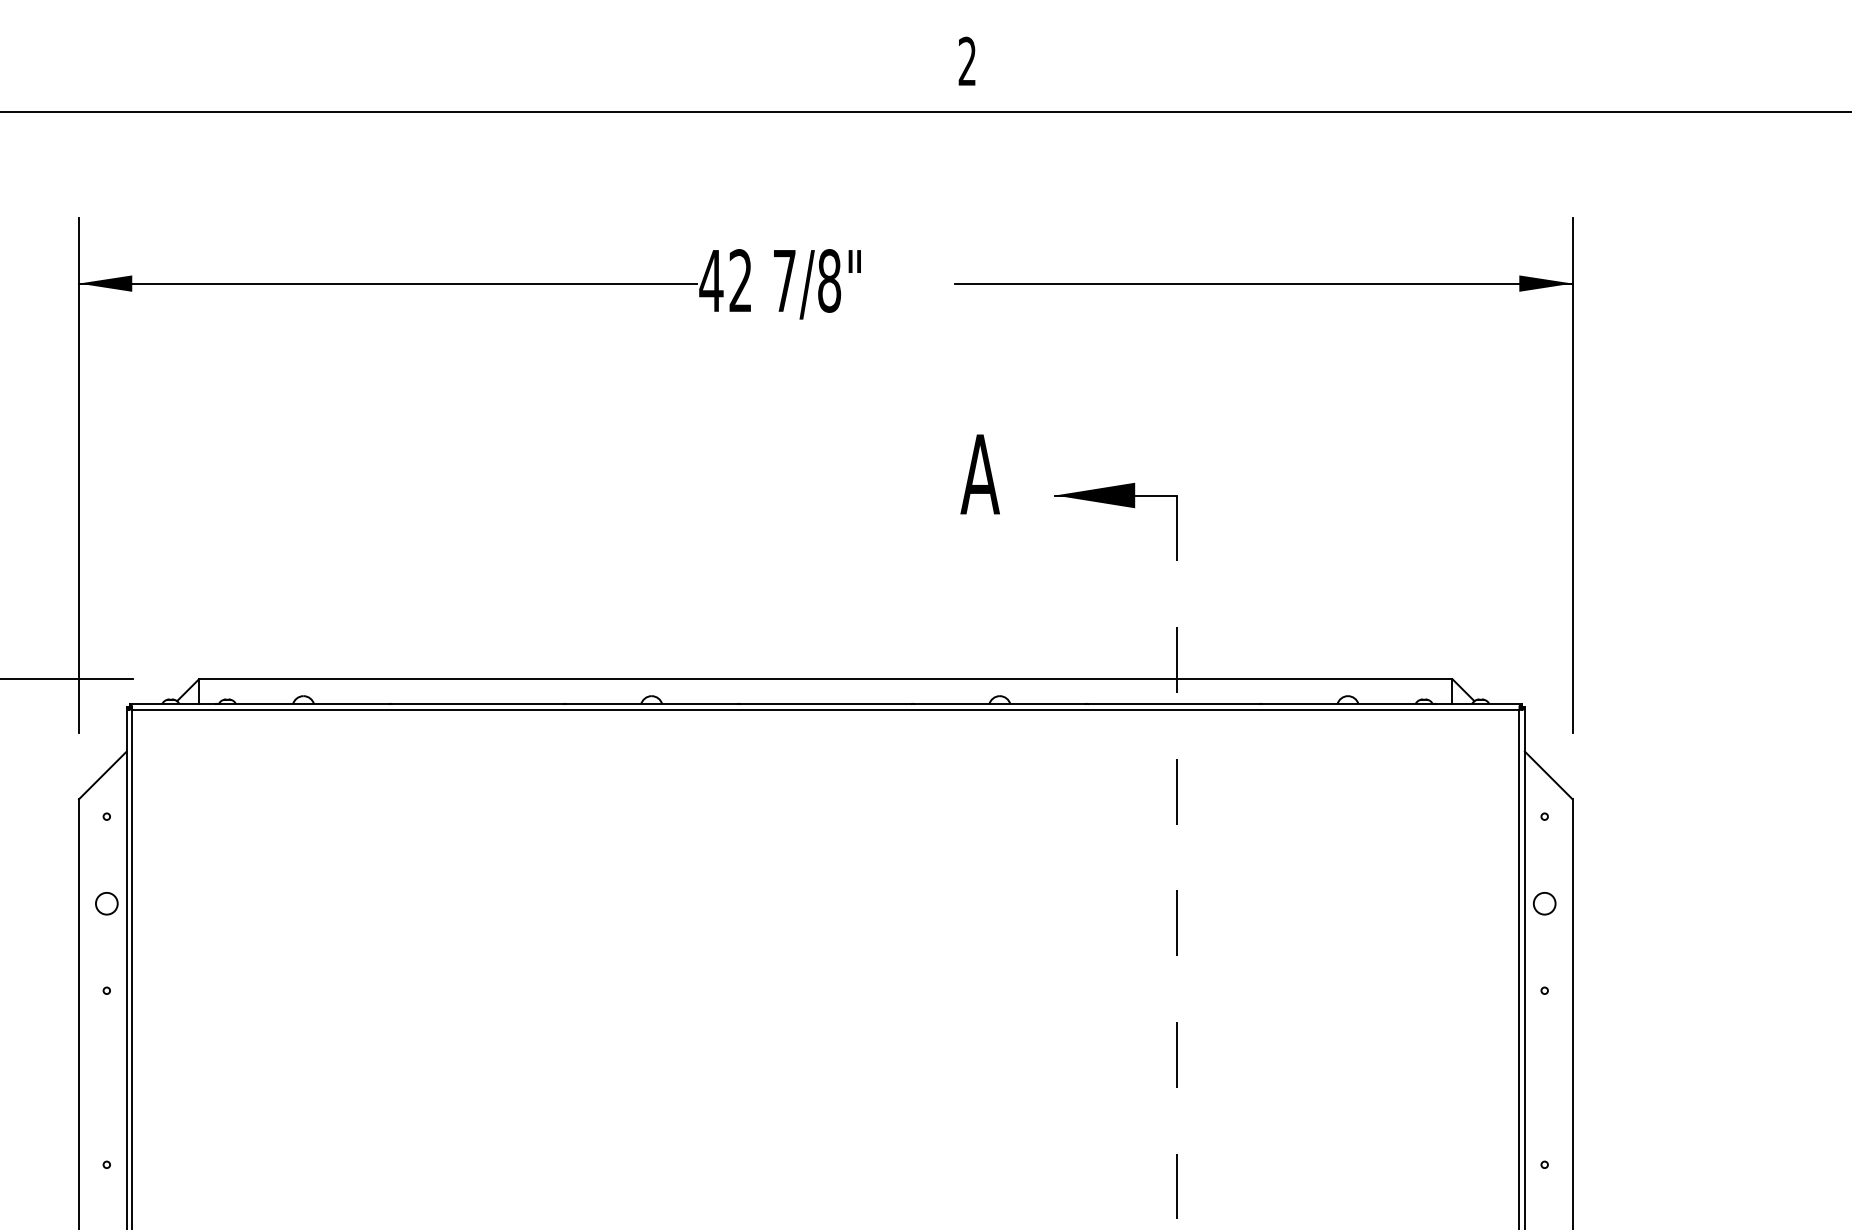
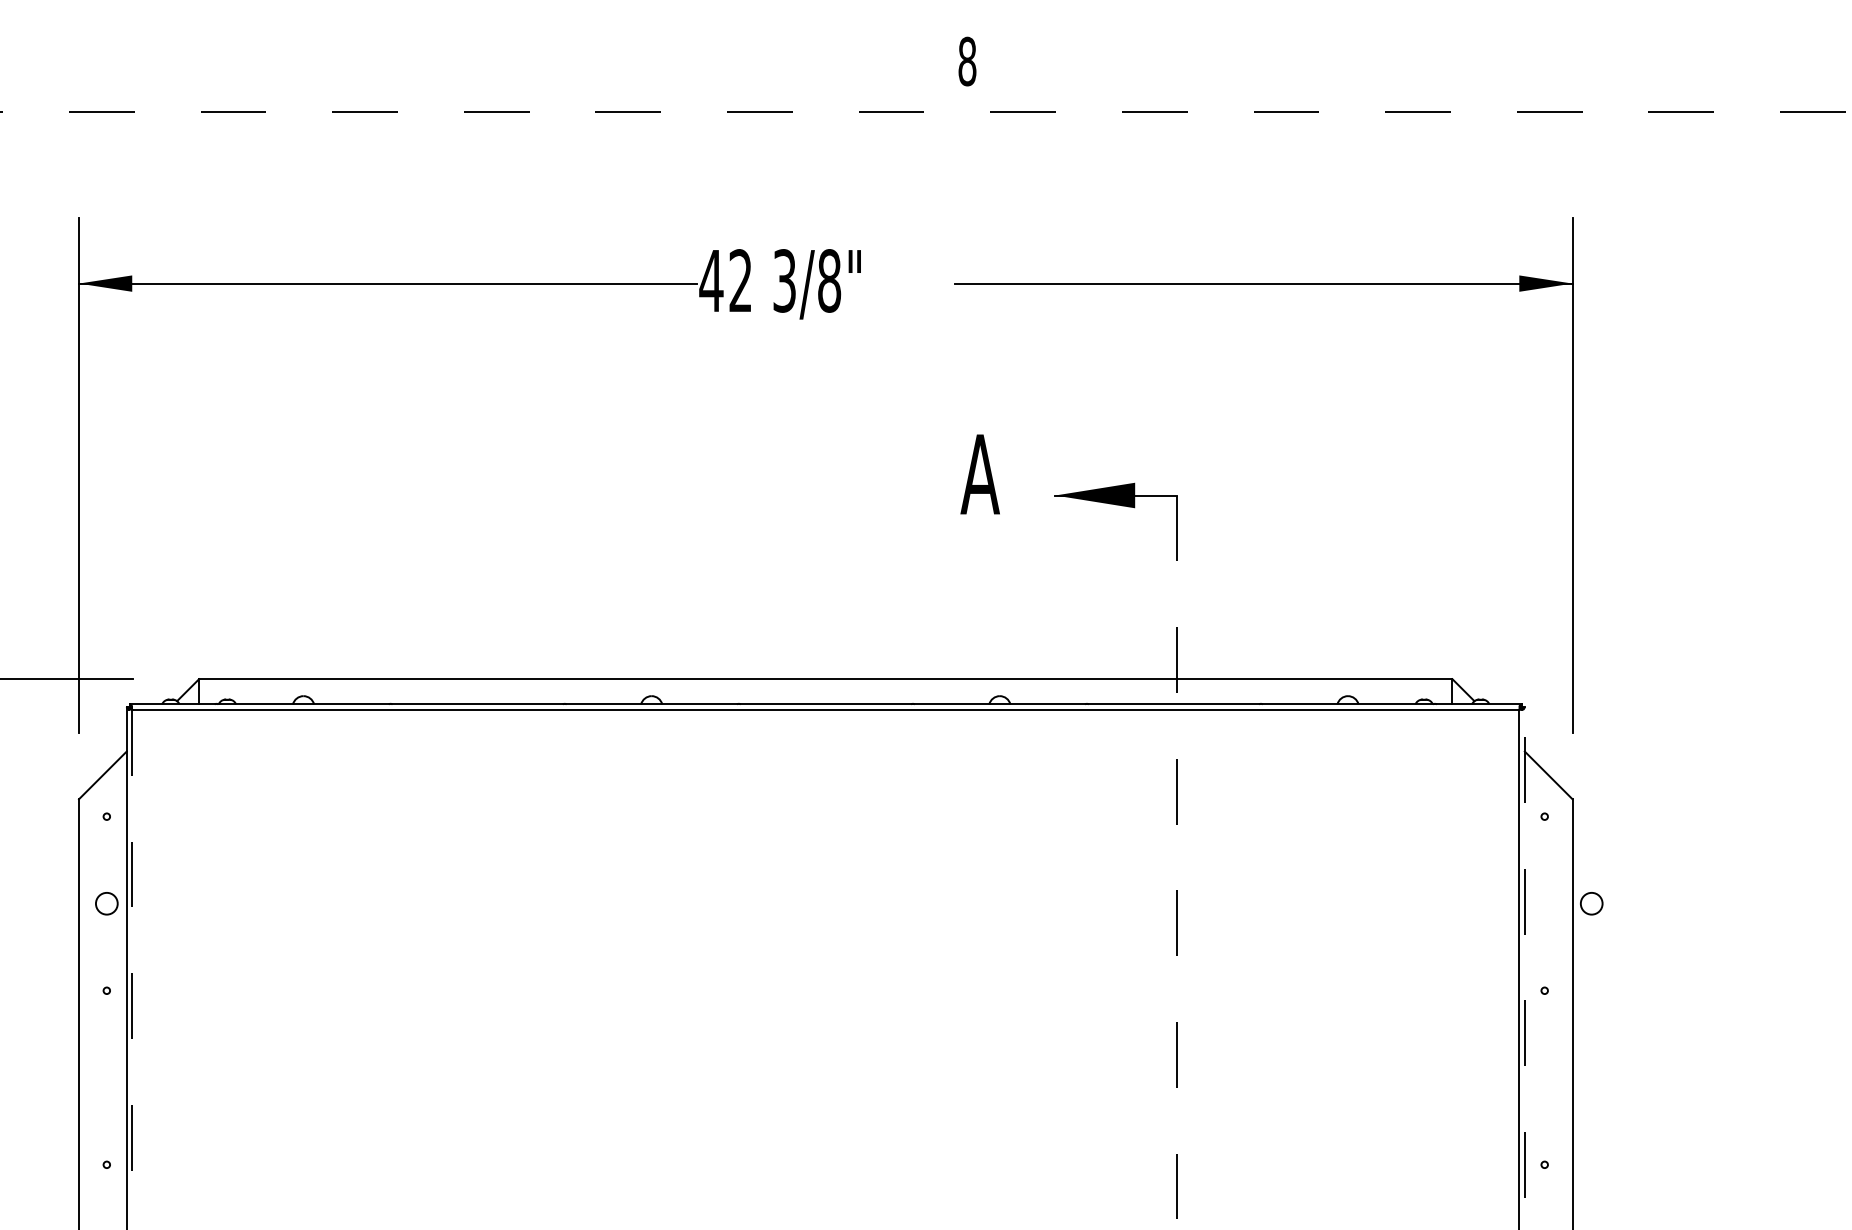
text: 2 -> 8 (967, 61)
line: solid -> dashed (926, 111)
text: 7/8" -> 3/8" (784, 280)
circle position: (1544, 903) -> (1591, 903) (1591, 903)
line: solid -> dashed (1524, 968)
line: solid -> dashed (132, 969)
